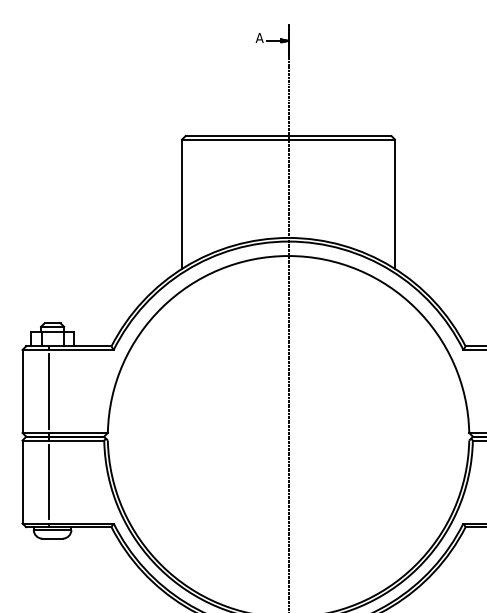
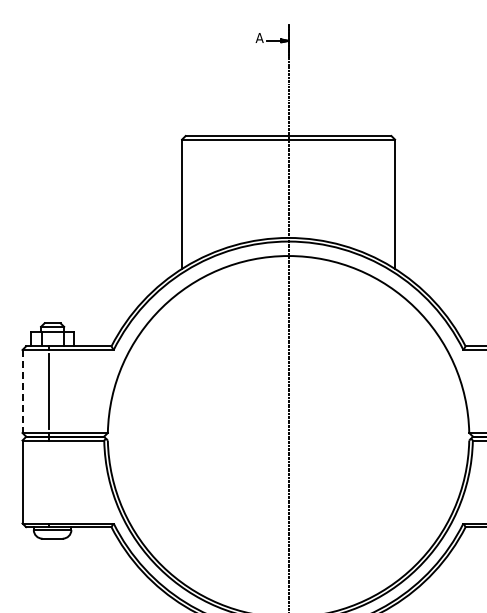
line: solid -> dashed (22, 392)
line: present -> none (49, 481)
